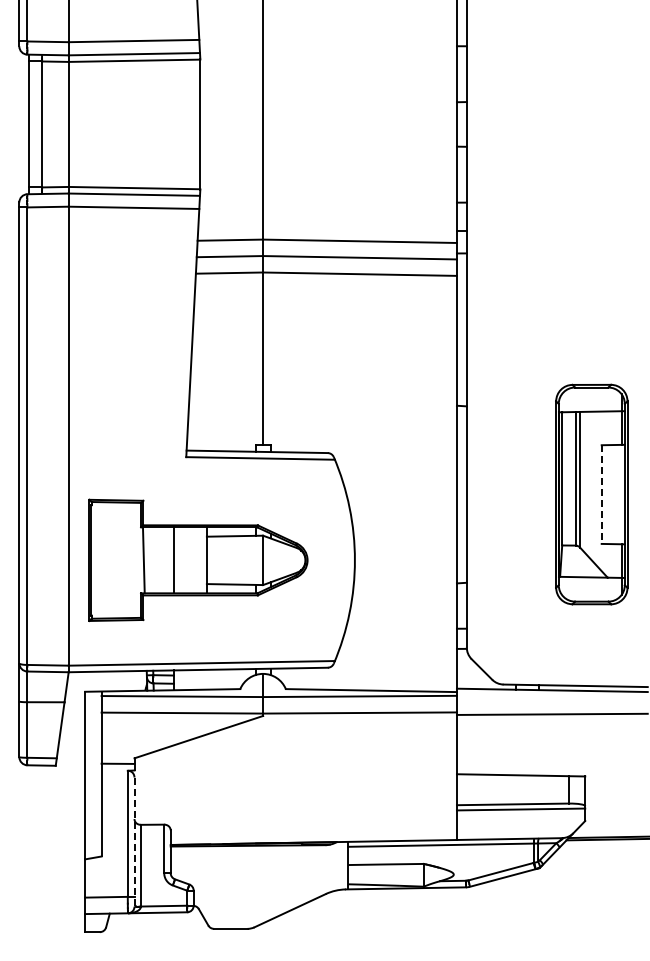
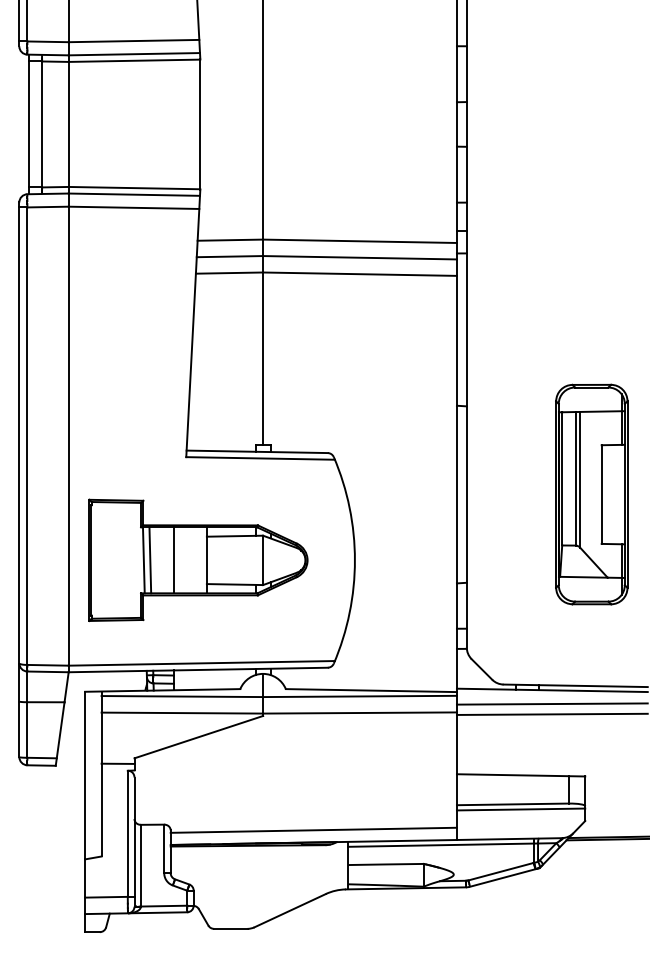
line: dashed -> solid (601, 495)
line: none -> present (150, 560)
line: none -> present (551, 703)
line: none -> present (313, 829)
line: dashed -> solid (134, 842)
